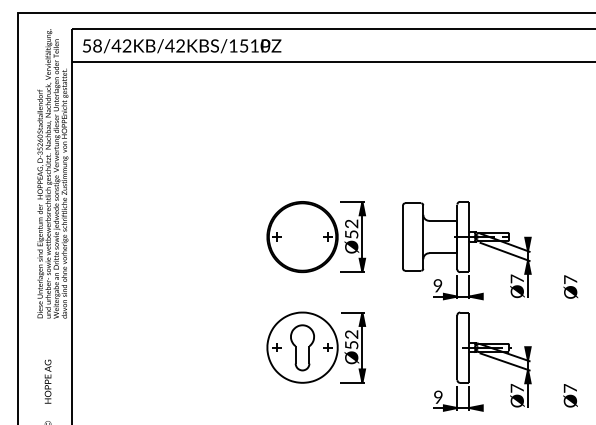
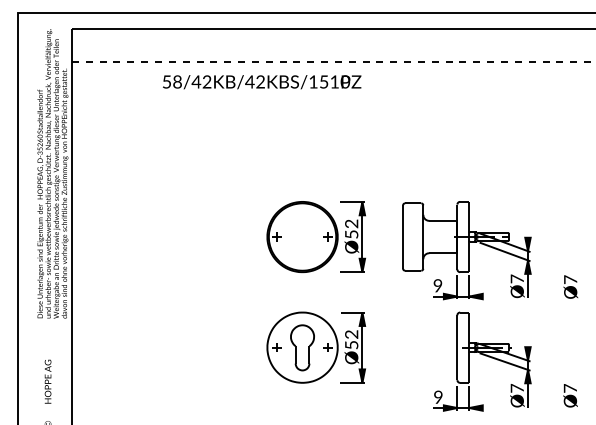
text position: (182, 46) -> (262, 82) (262, 82)
line: solid -> dashed (333, 62)
